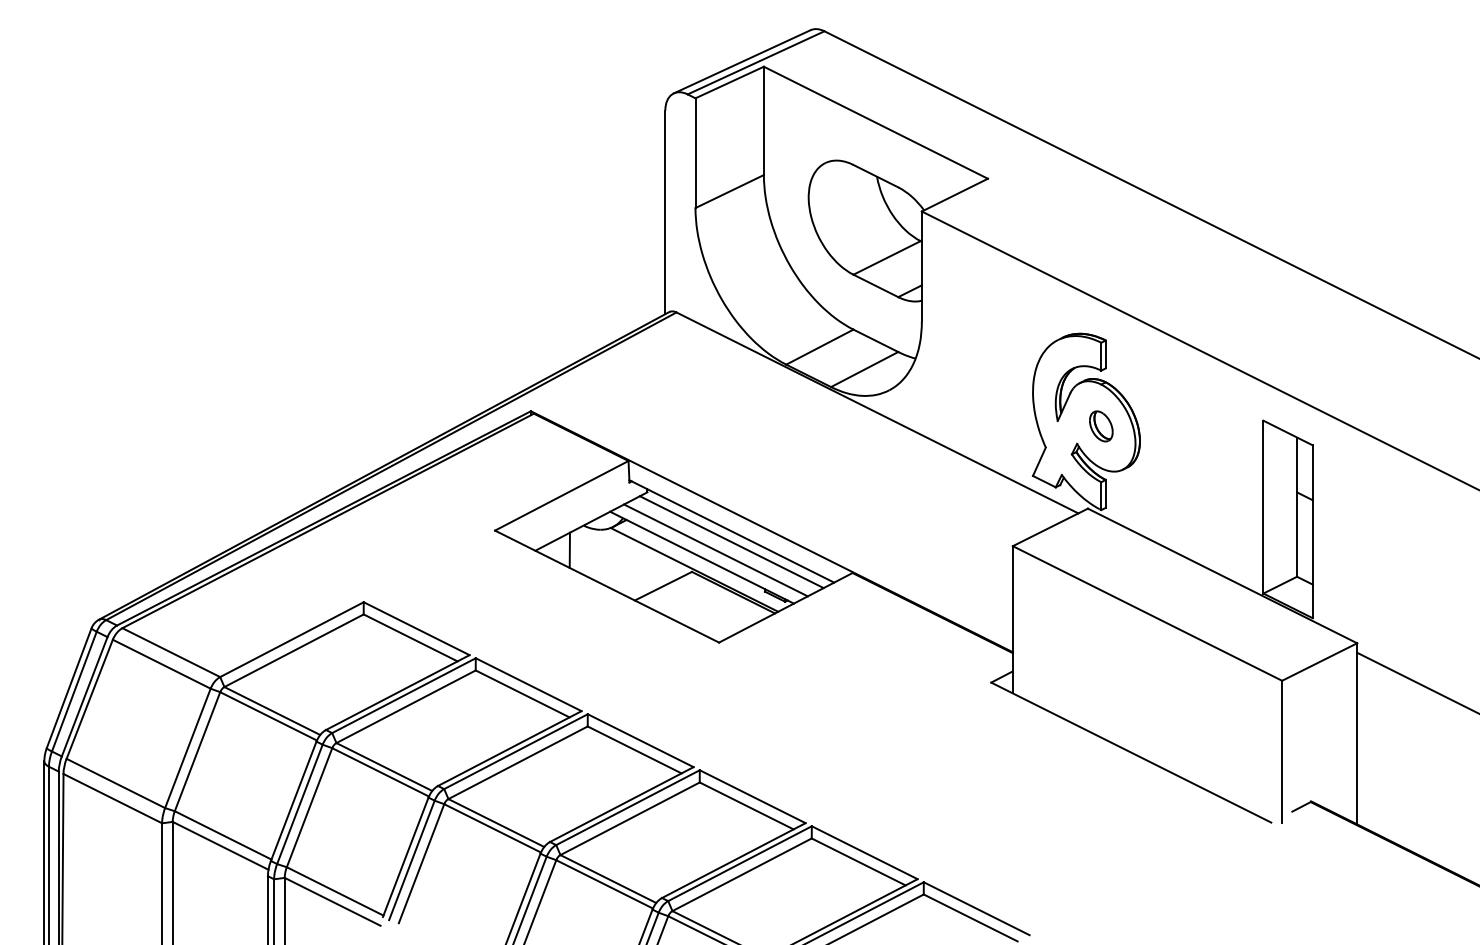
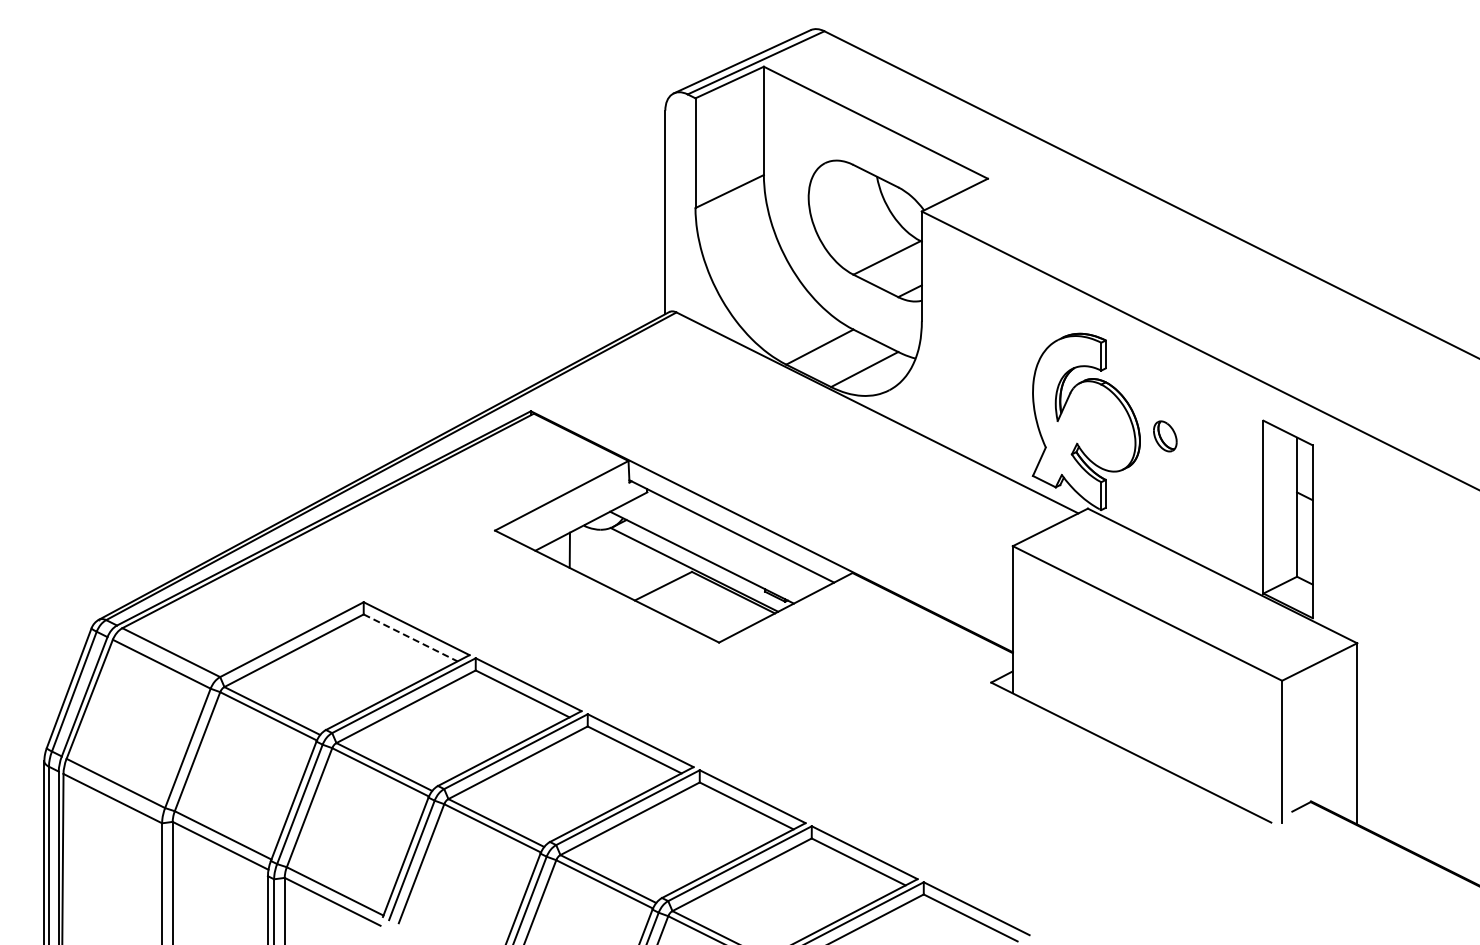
part position: (1101, 426) -> (1165, 436) (1165, 436)
line: present -> none (731, 542)
line: present -> none (715, 550)
line: solid -> dashed (411, 638)
line: present -> none (1416, 682)
